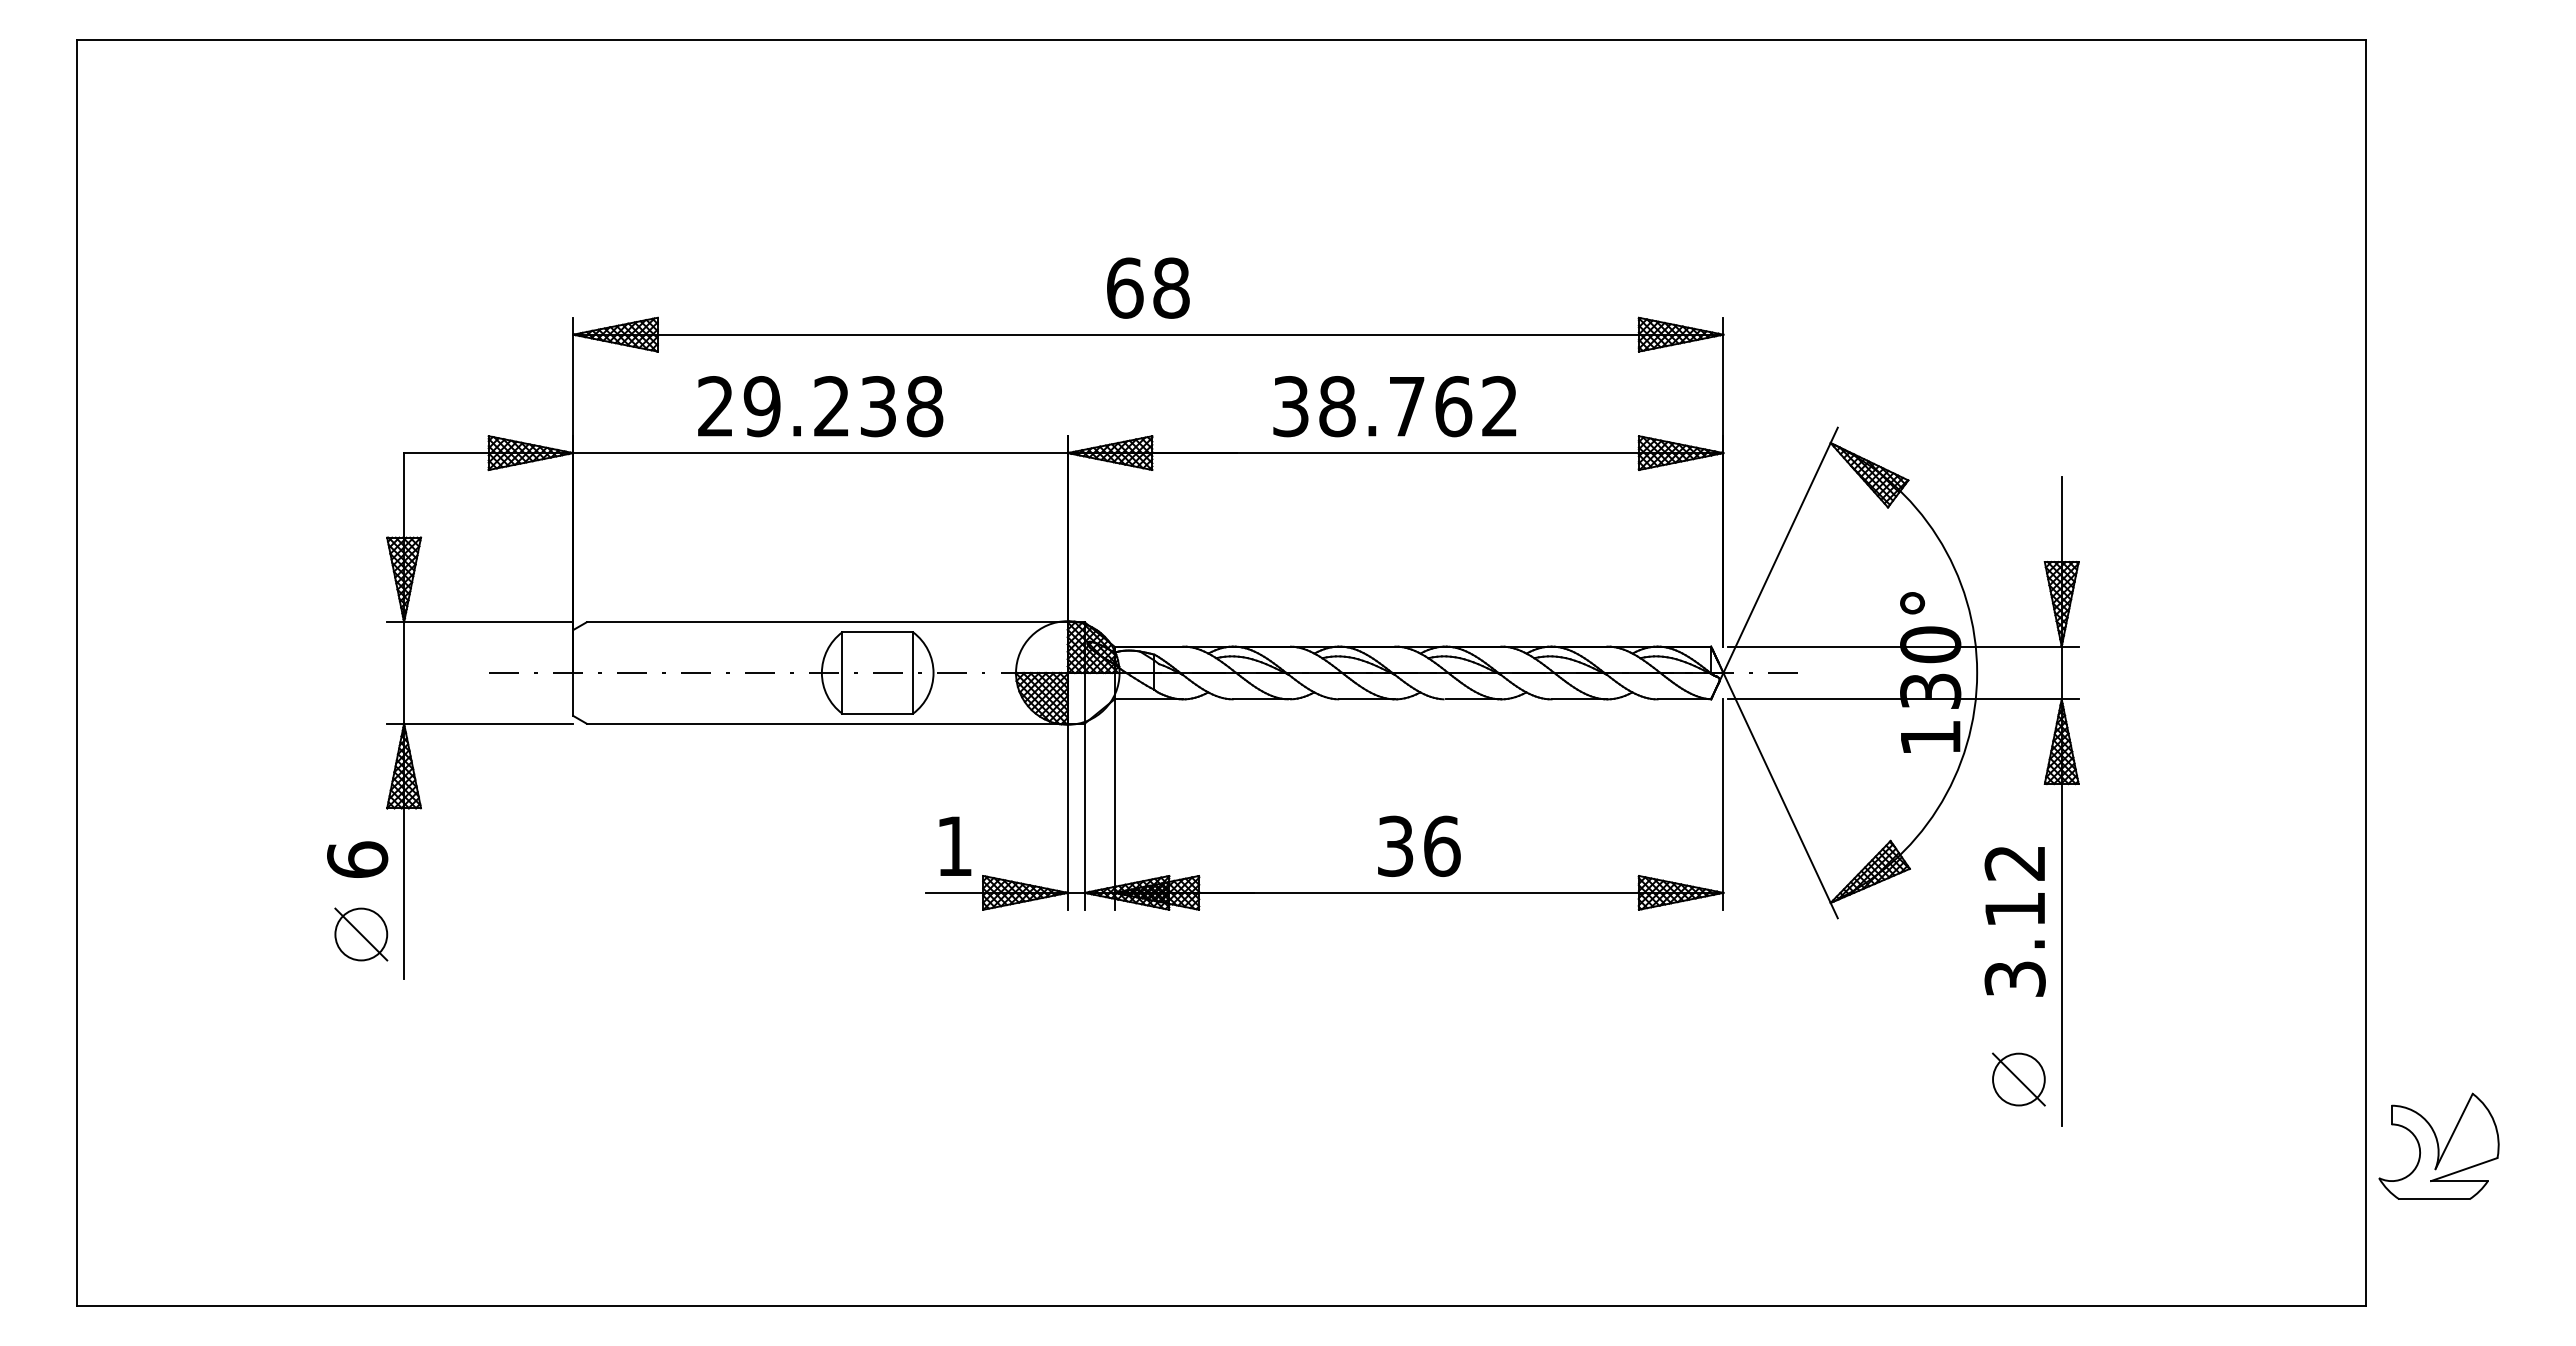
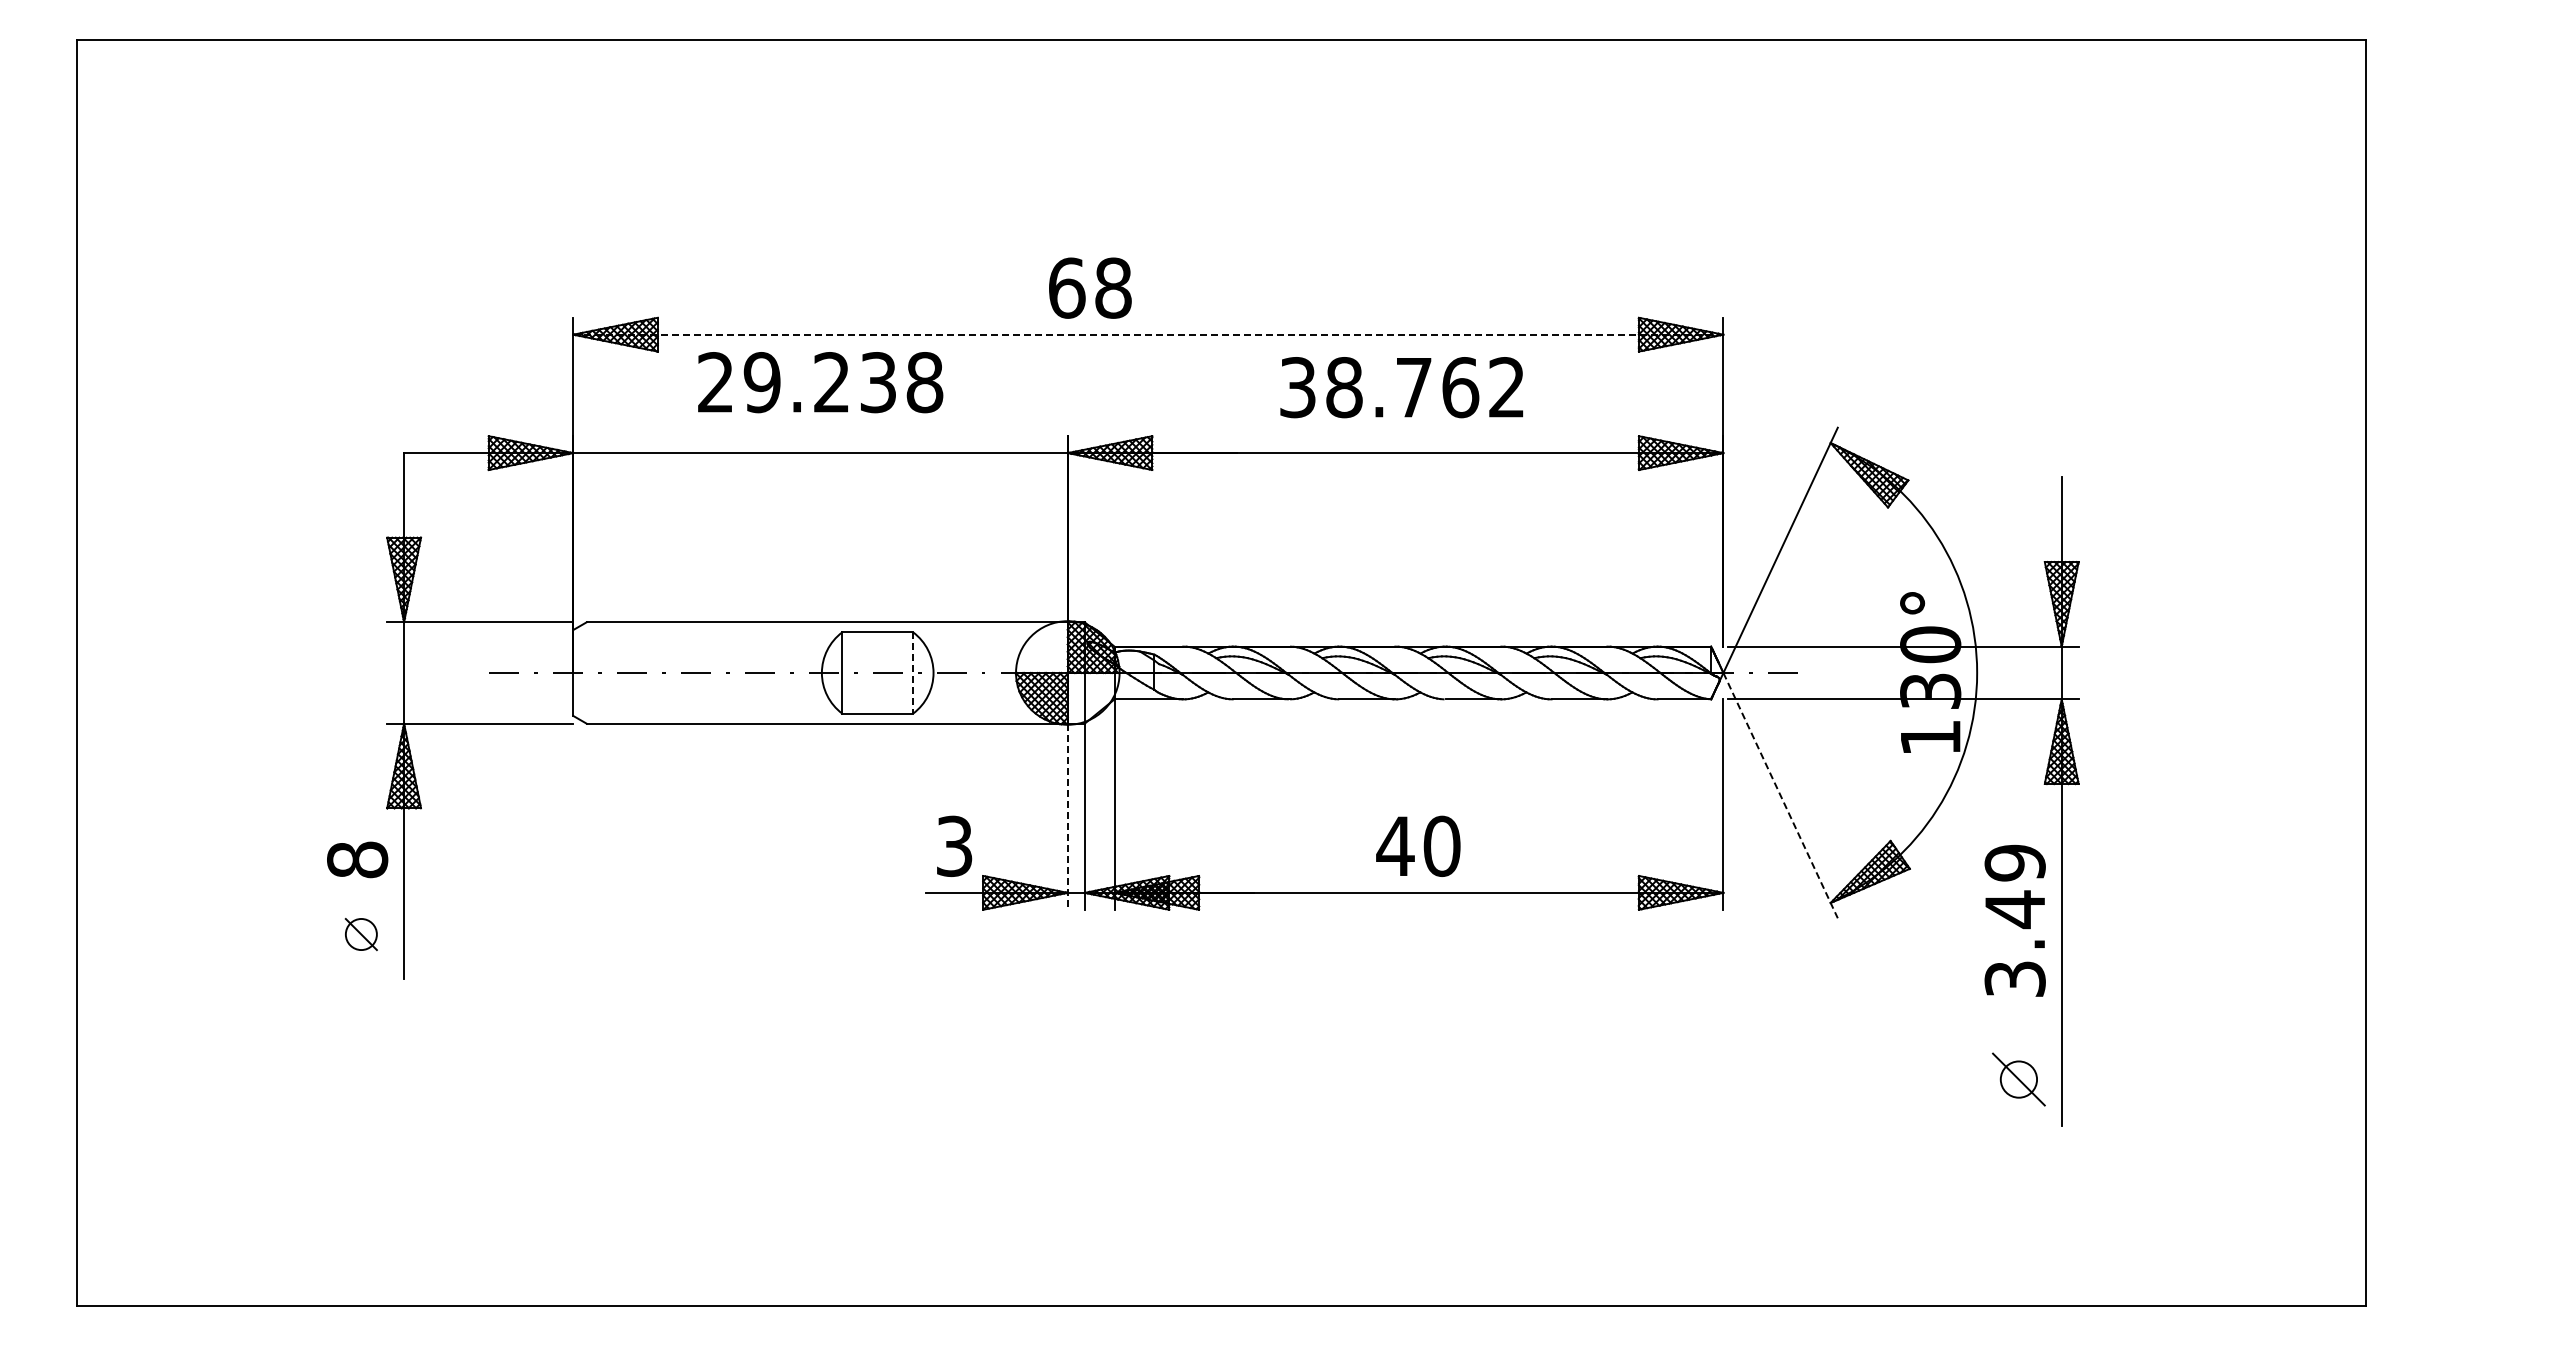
text position: (1148, 287) -> (1090, 287) (1090, 287)
line: solid -> dashed (1148, 334)
text position: (820, 406) -> (820, 382) (820, 382)
text position: (1394, 406) -> (1401, 387) (1401, 387)
line: solid -> dashed (913, 673)
line: solid -> dashed (1780, 796)
line: solid -> dashed (1067, 817)
text: 1 -> 3 (954, 846)
text: 36 -> 40 (1418, 846)
text: 6 -> 8 (357, 859)
text: 3.12 -> 3.49 (2014, 886)
part size: 55x55 px -> 34x33 px (360, 934)
circle diameter: 52 px -> 36 px (2018, 1079)
part: present -> none (2438, 1145)
